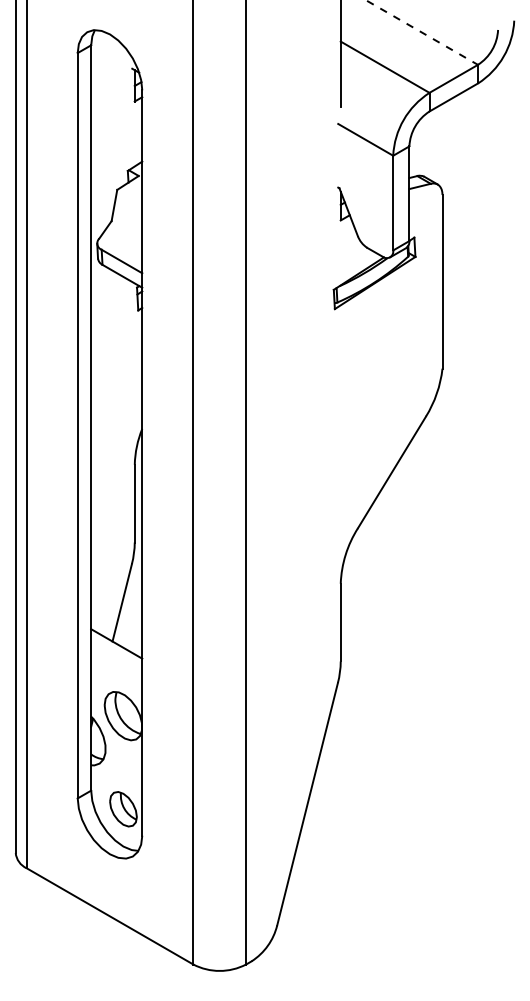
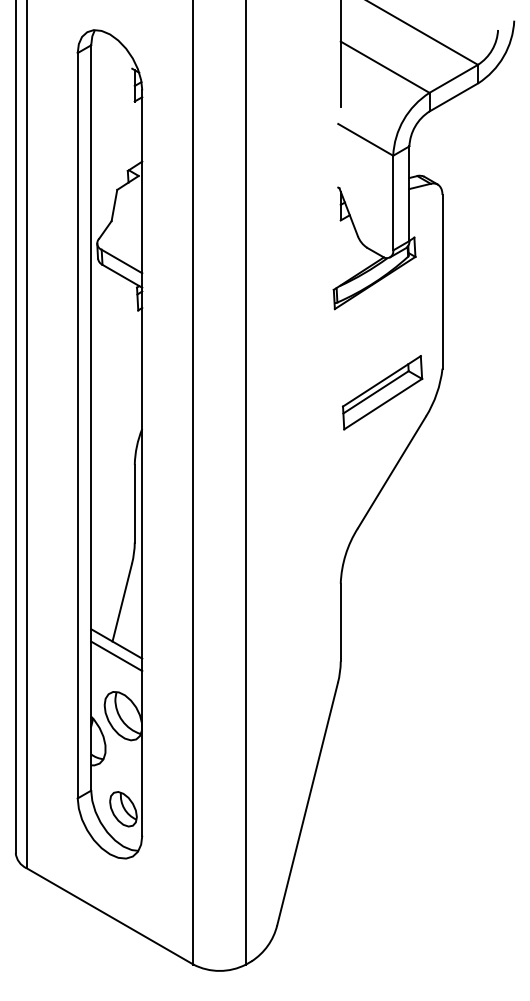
line: dashed -> solid (421, 32)
part: none -> present (382, 392)
line: none -> present (116, 656)
